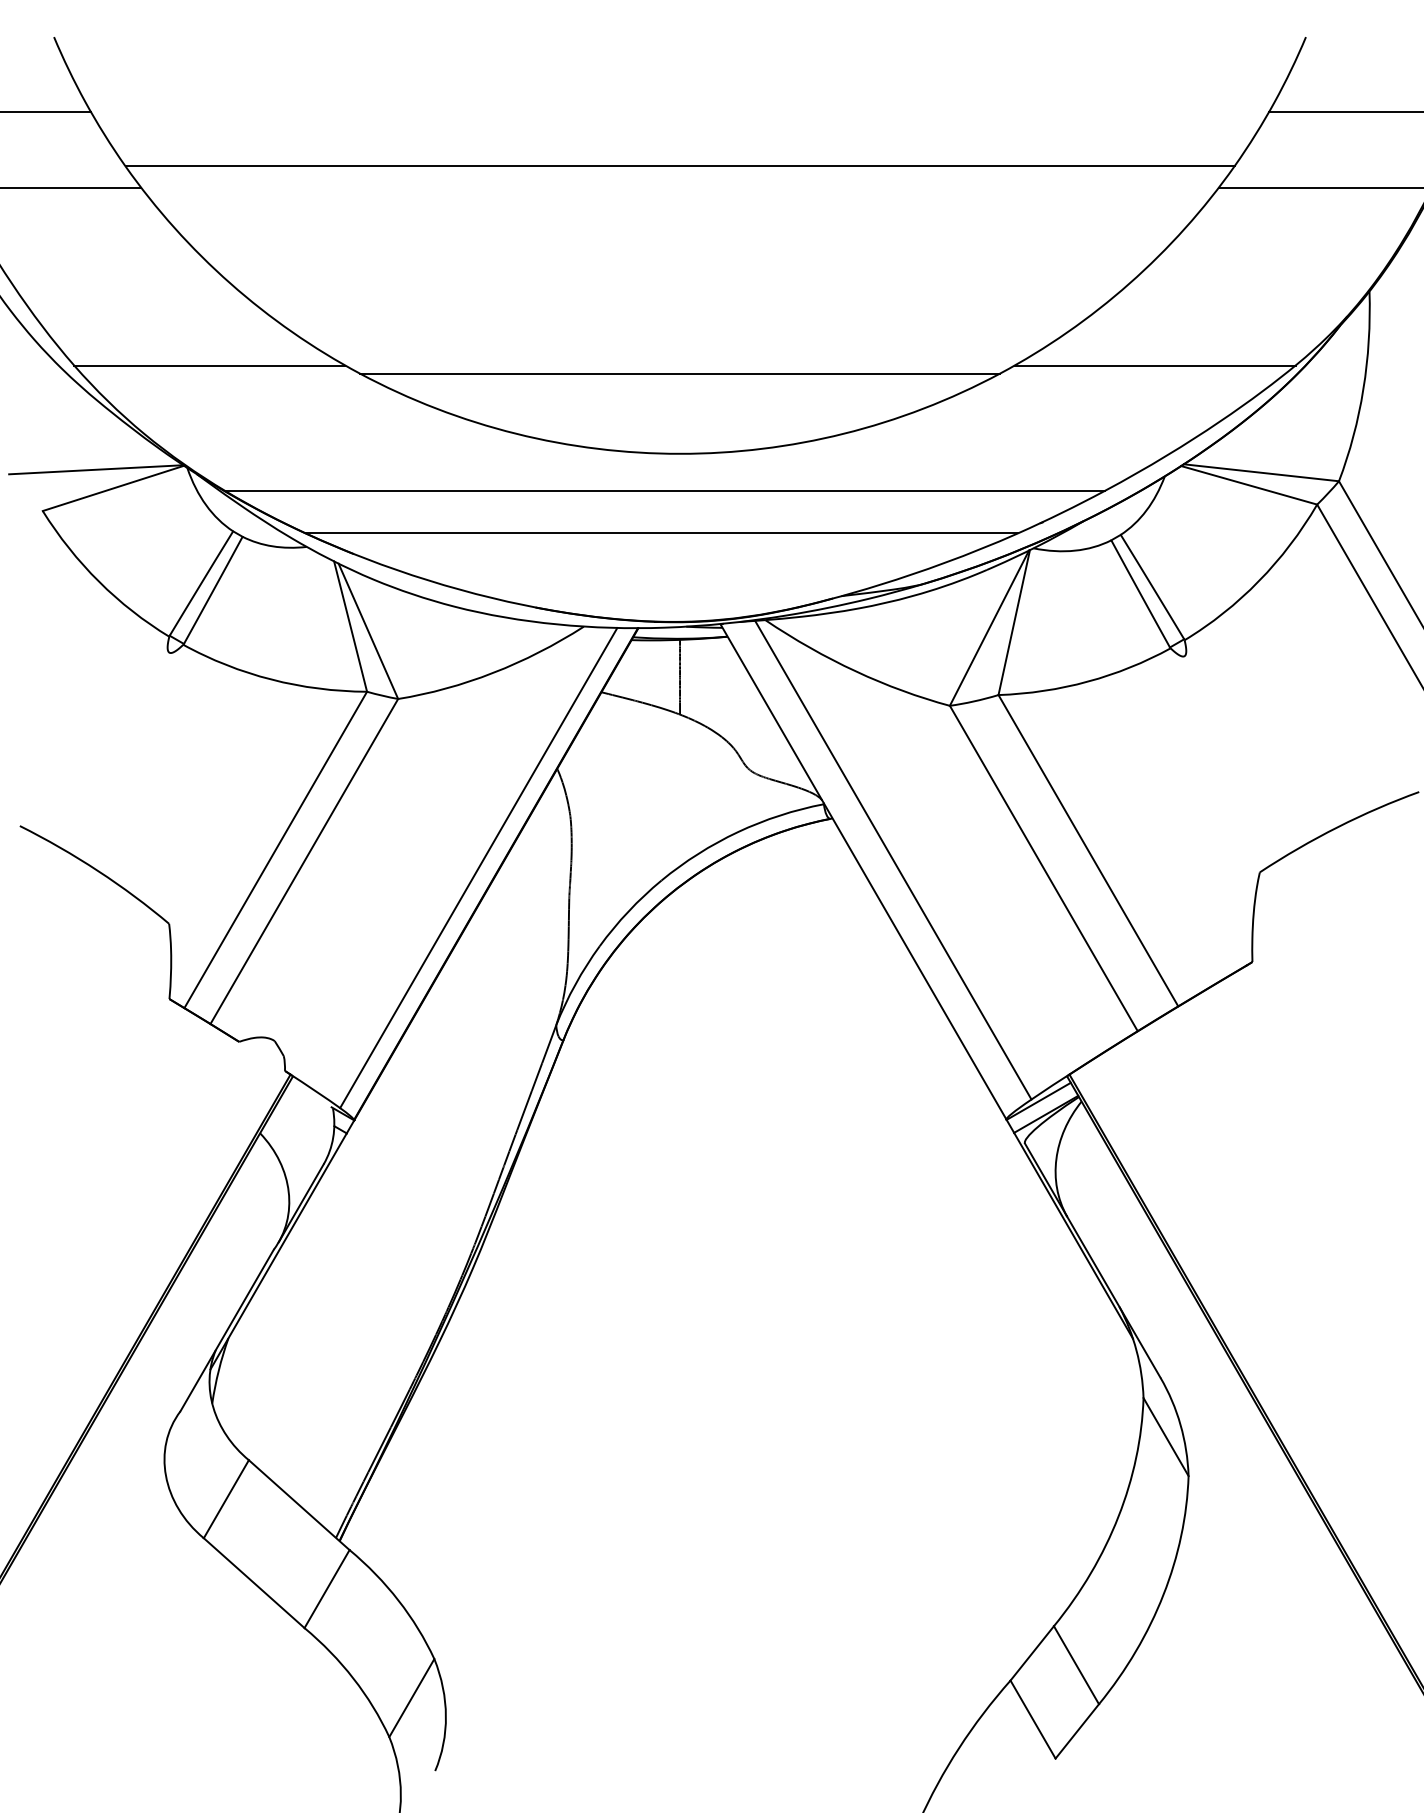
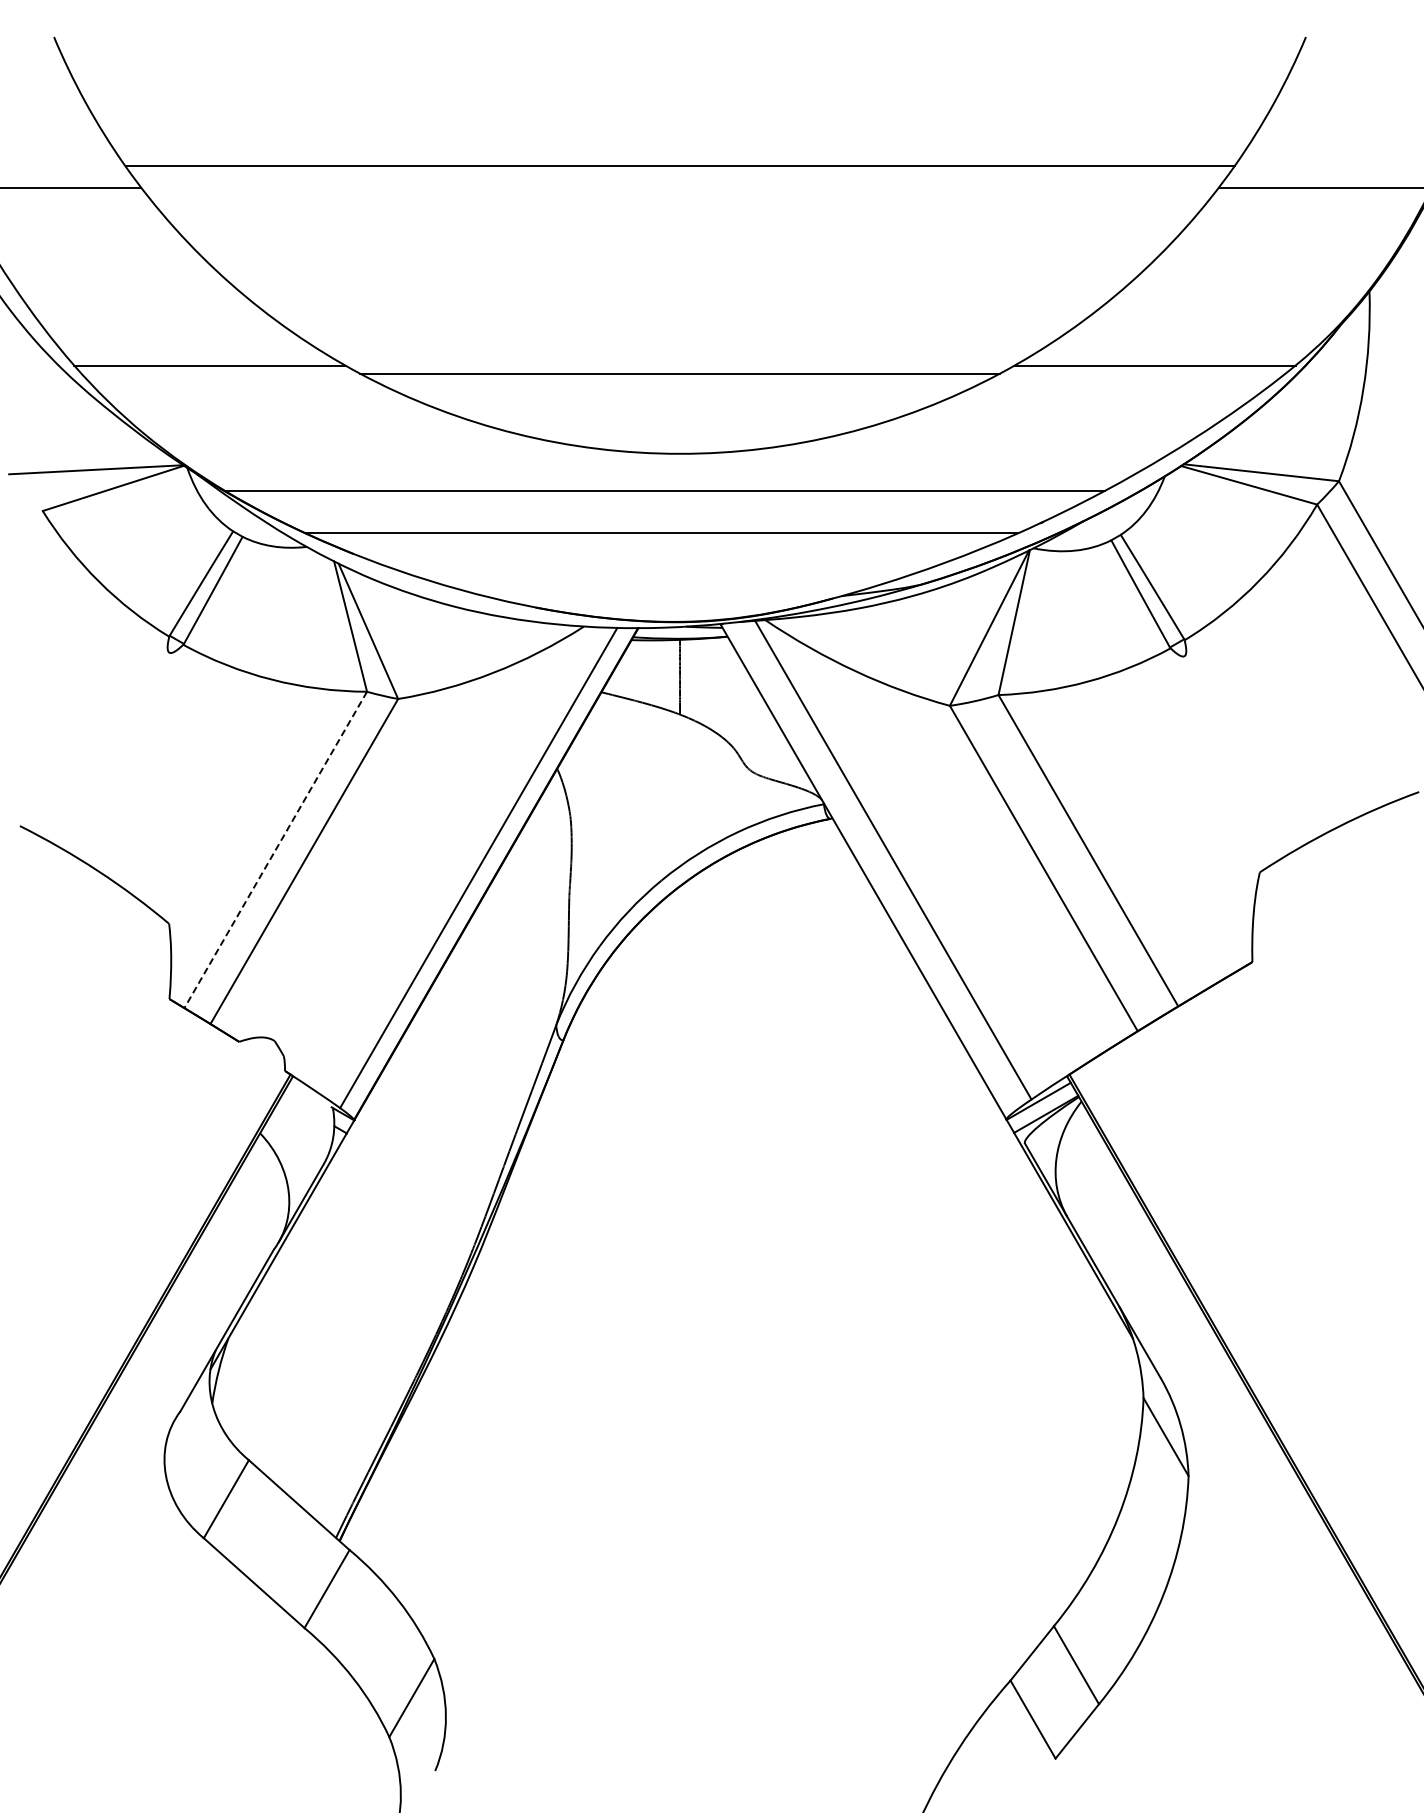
line: present -> none (46, 111)
line: present -> none (1344, 111)
line: solid -> dashed (275, 849)
